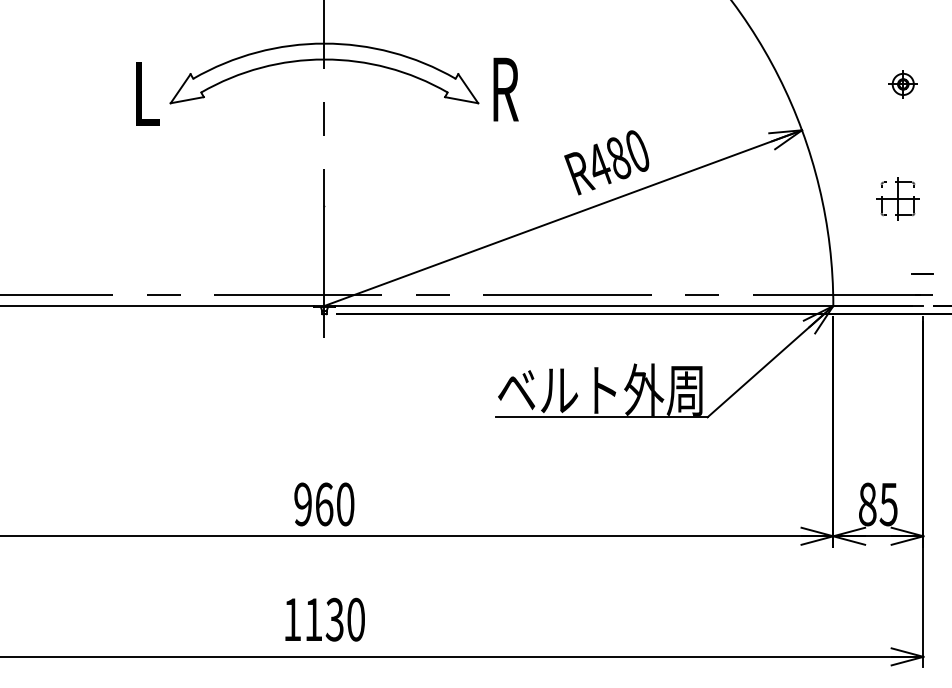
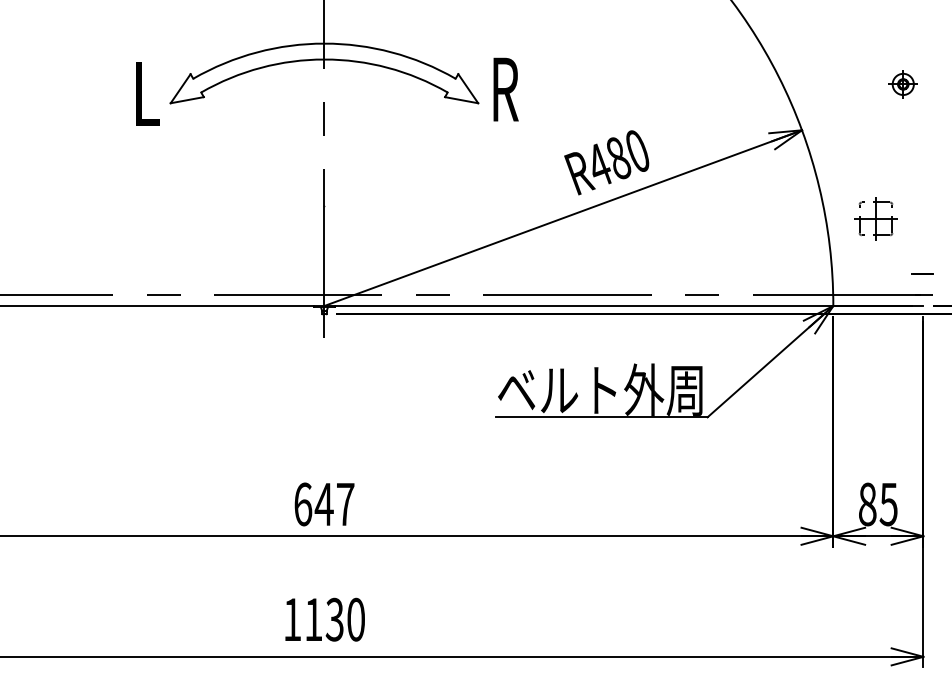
part position: (897, 198) -> (875, 218) (875, 218)
text: 960 -> 647 (324, 504)
